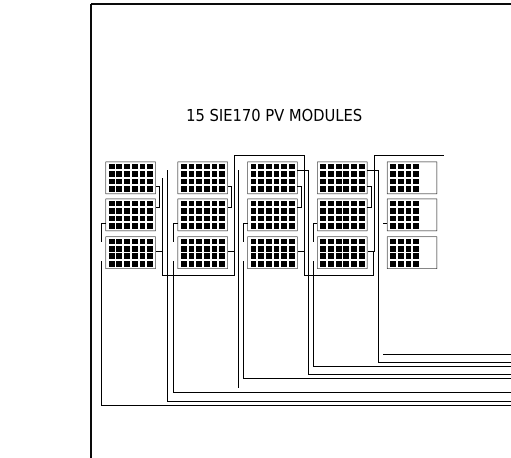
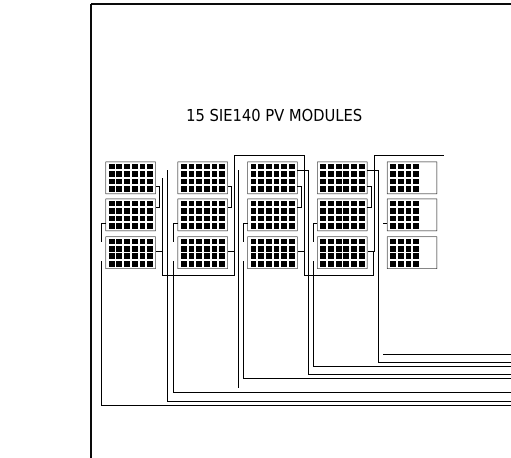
text: SIE170 -> SIE140 (246, 114)
